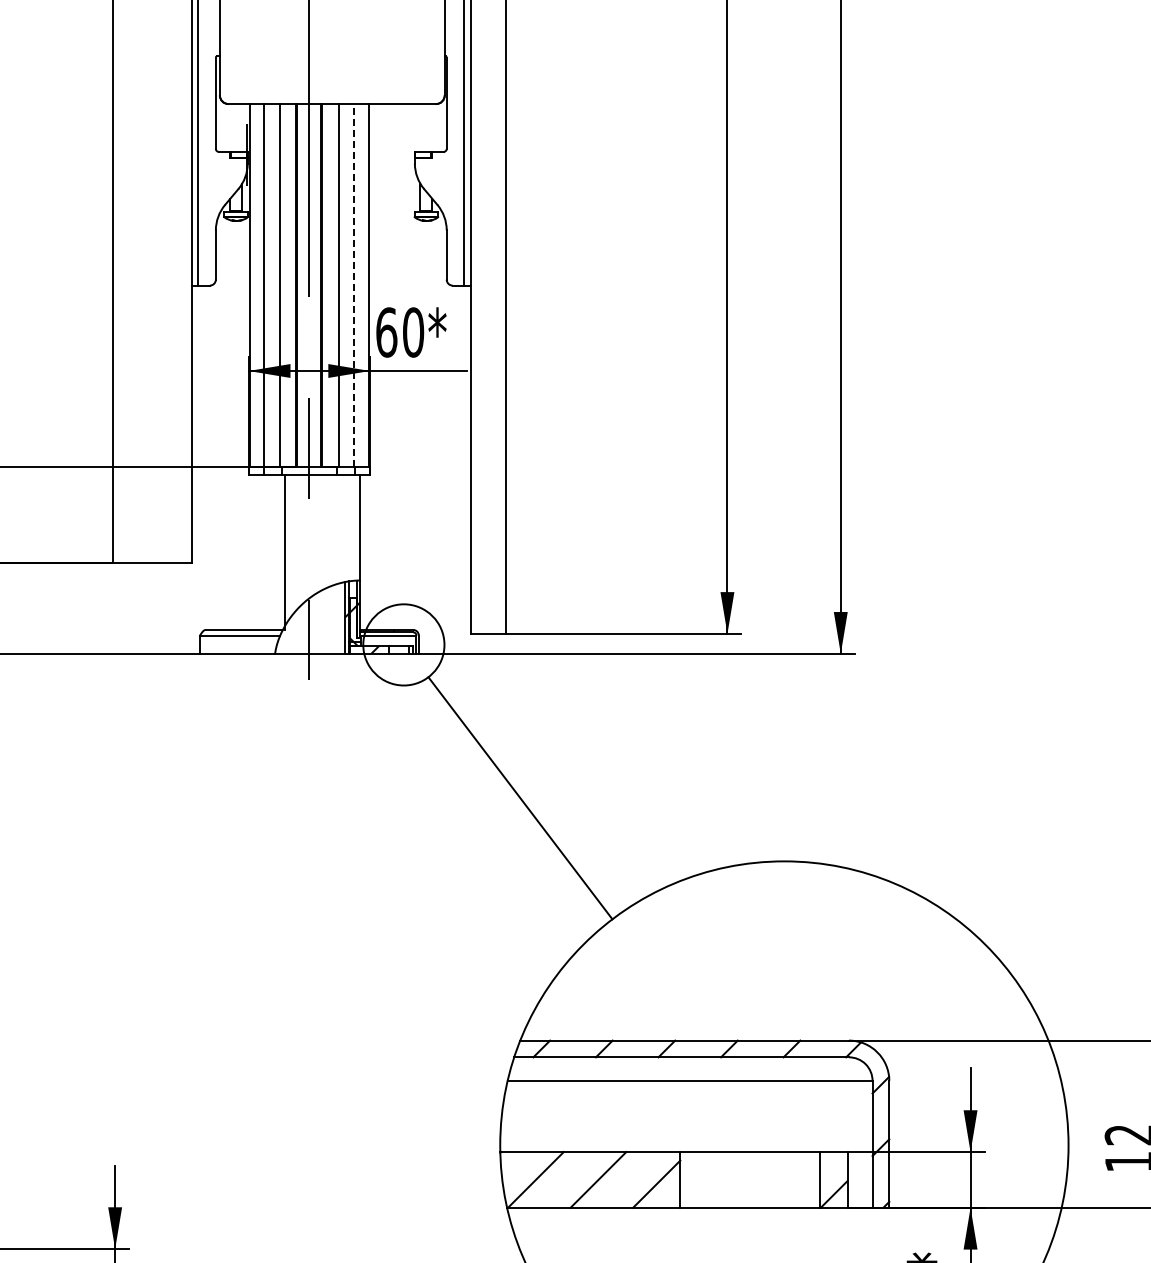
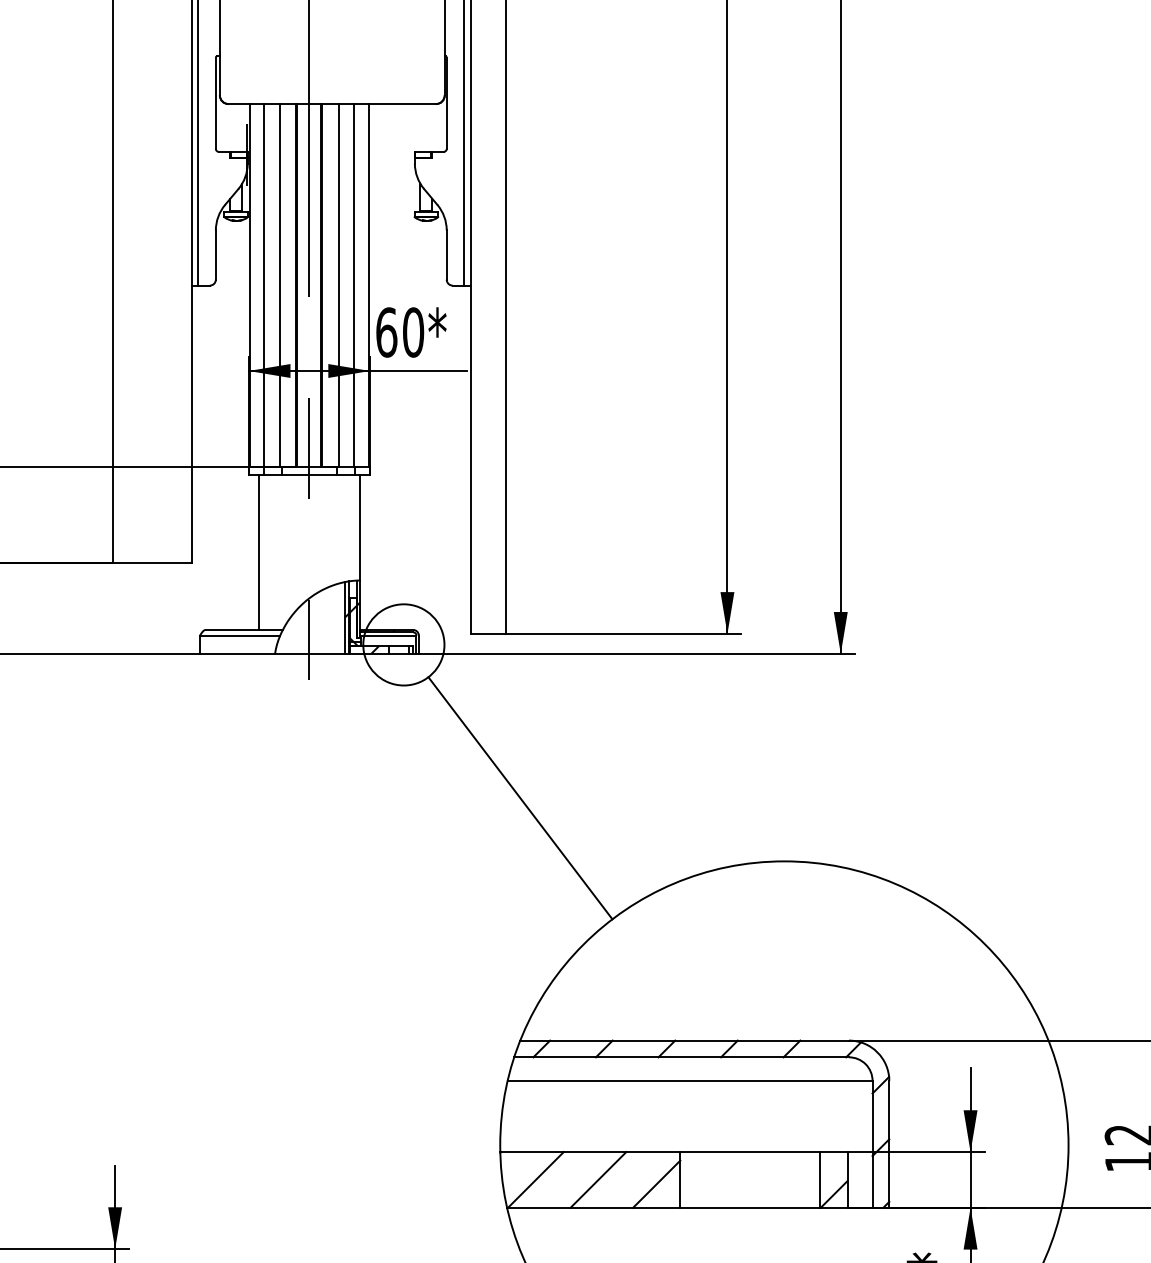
line: dashed -> solid (354, 284)
line position: (284, 551) -> (258, 551) (258, 551)
